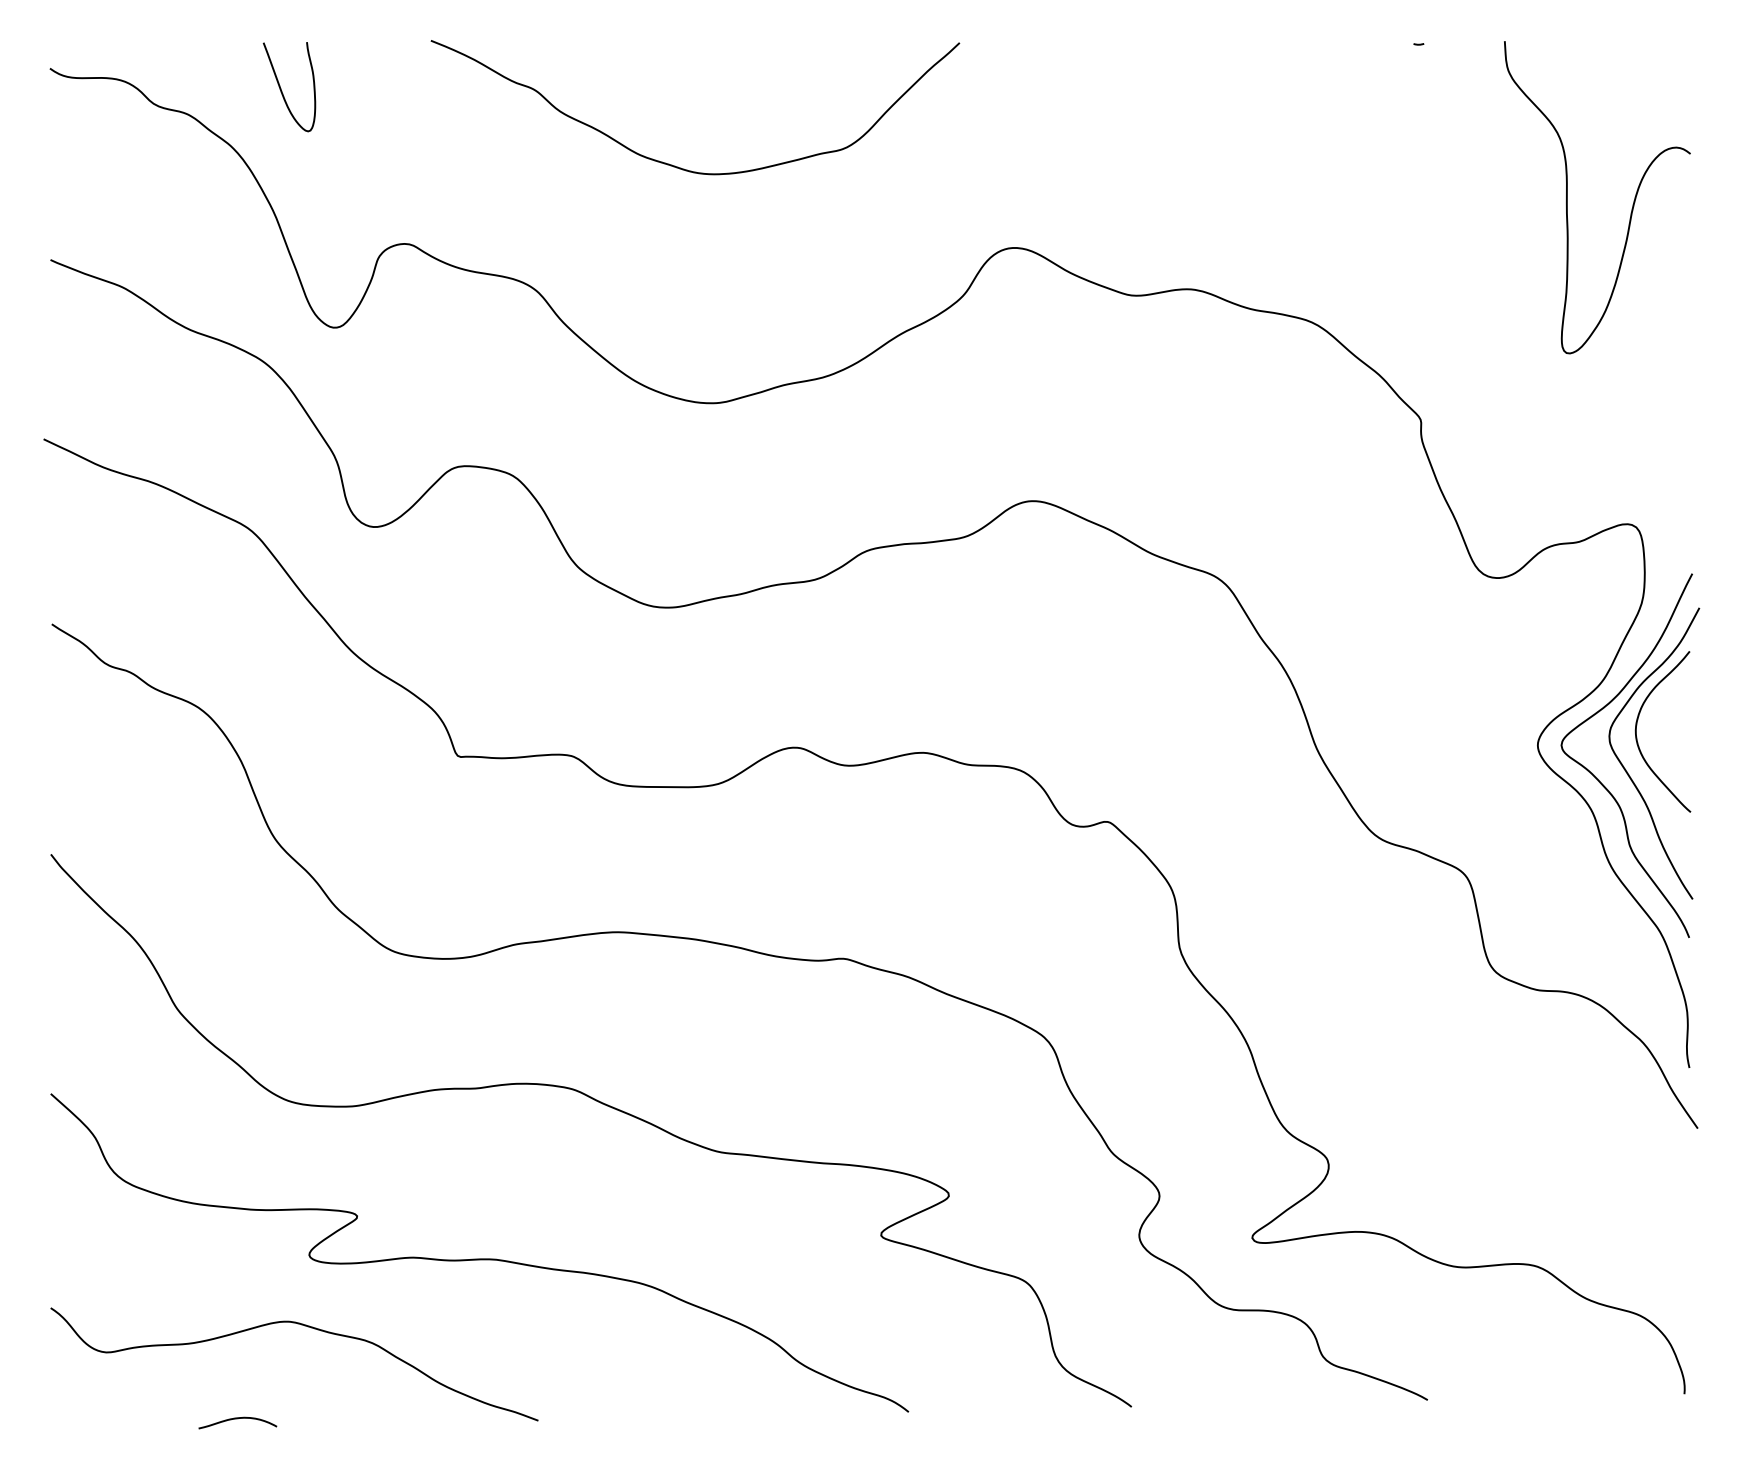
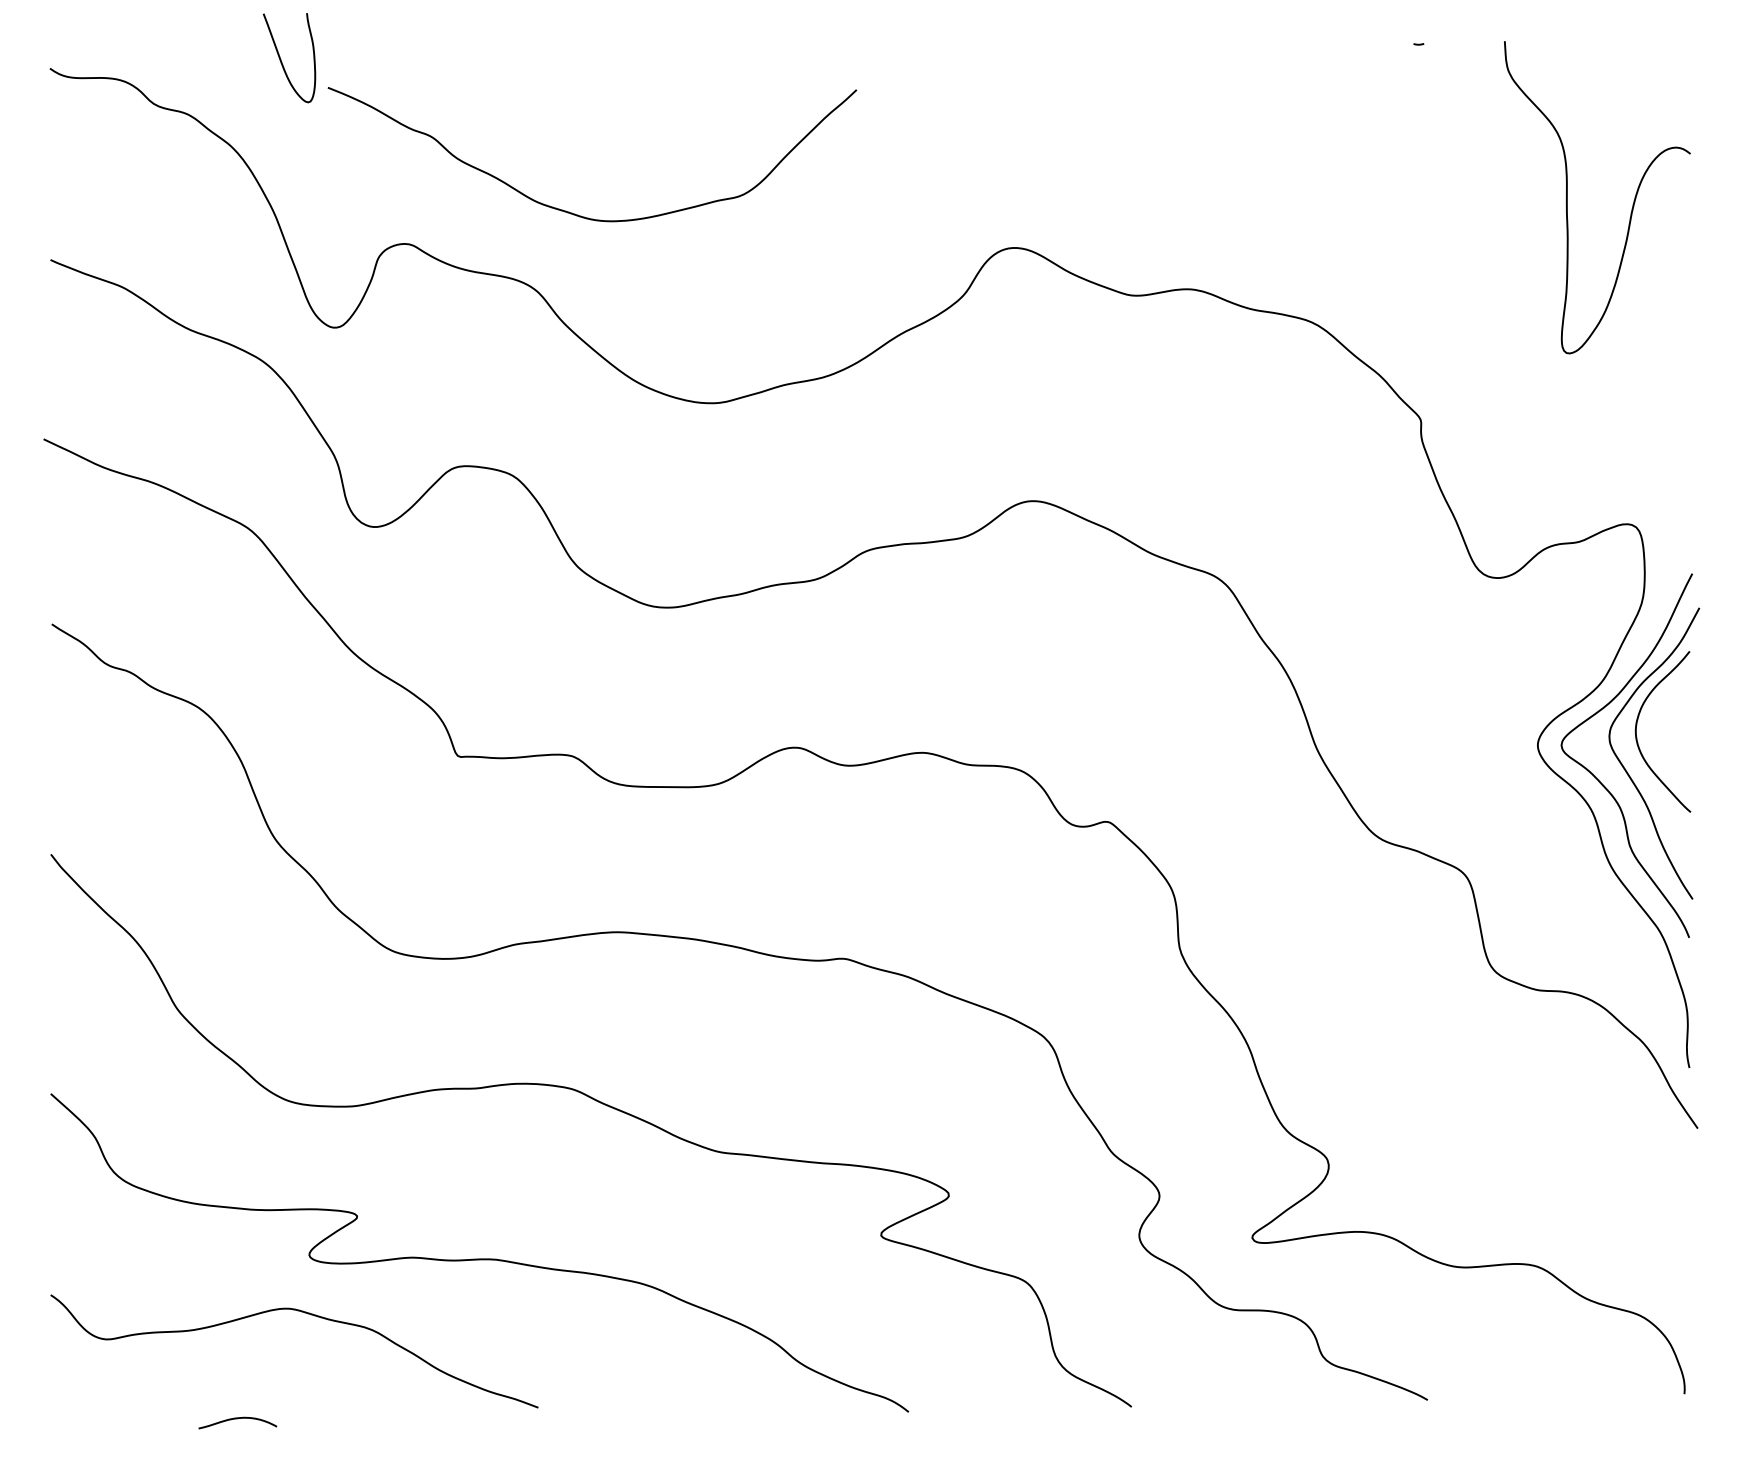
curve position: (281, 88) -> (281, 59) (281, 59)
curve position: (675, 165) -> (572, 212) (572, 212)
curve position: (304, 1326) -> (304, 1313) (304, 1313)
